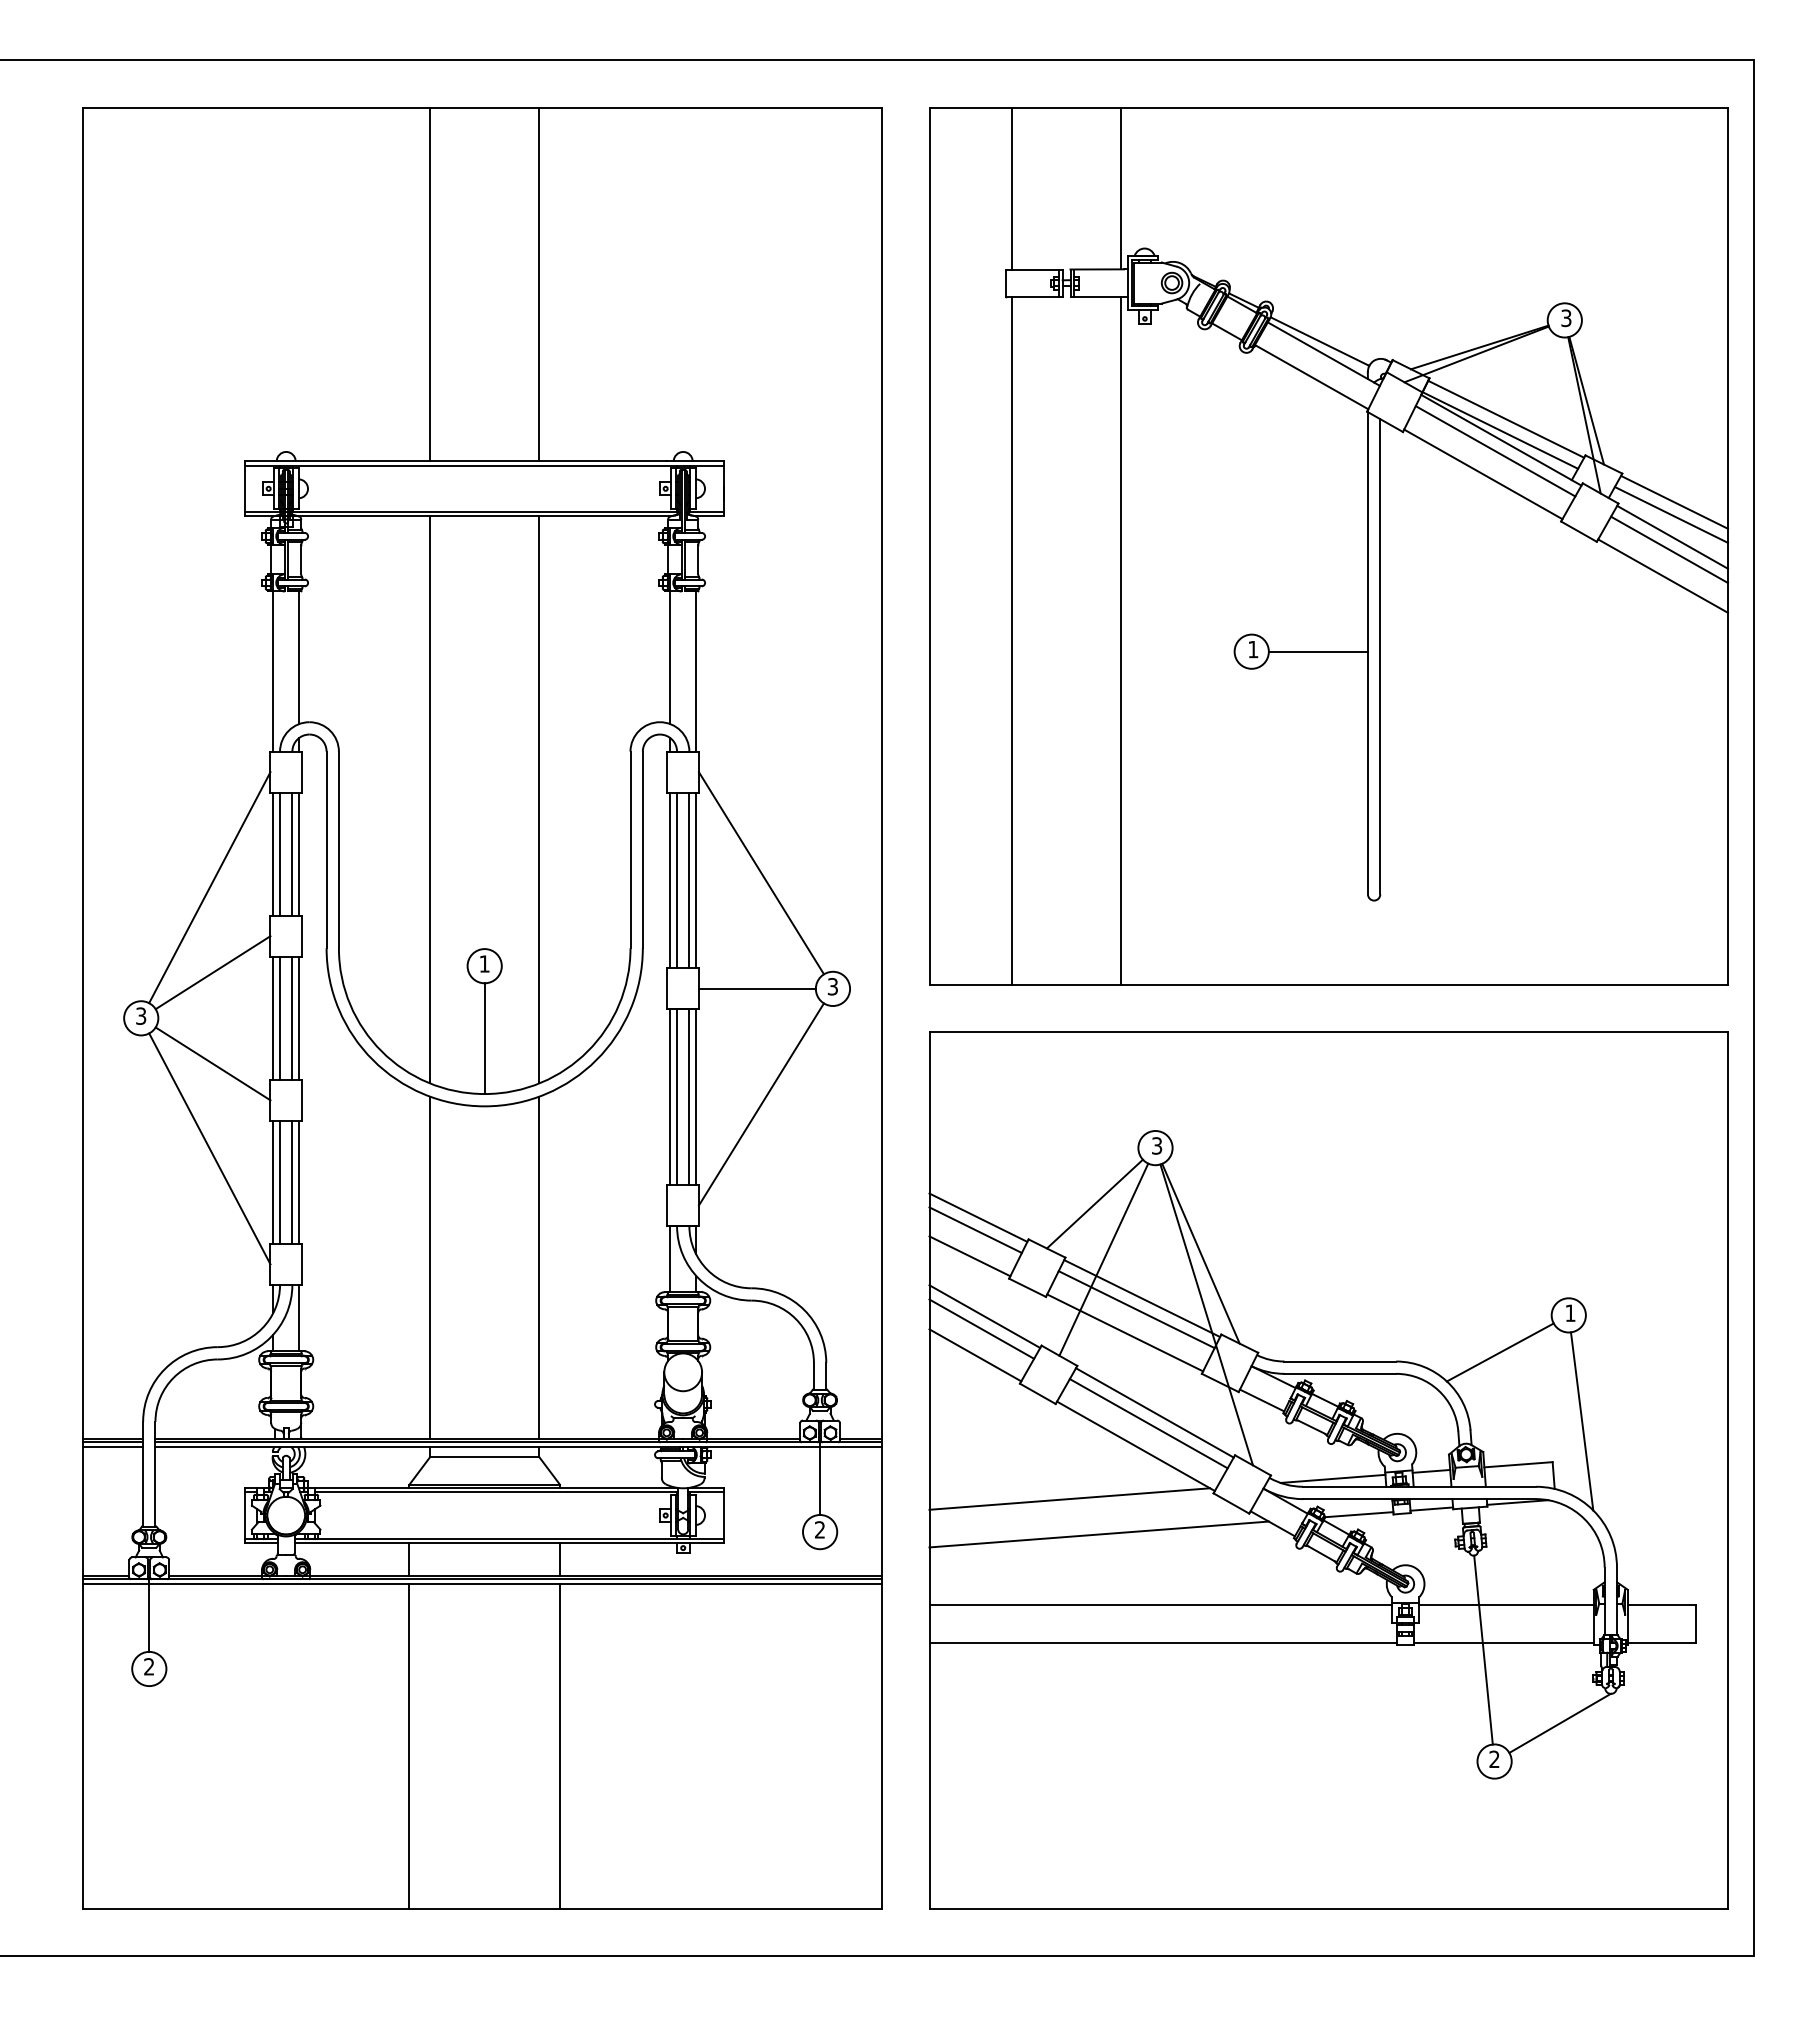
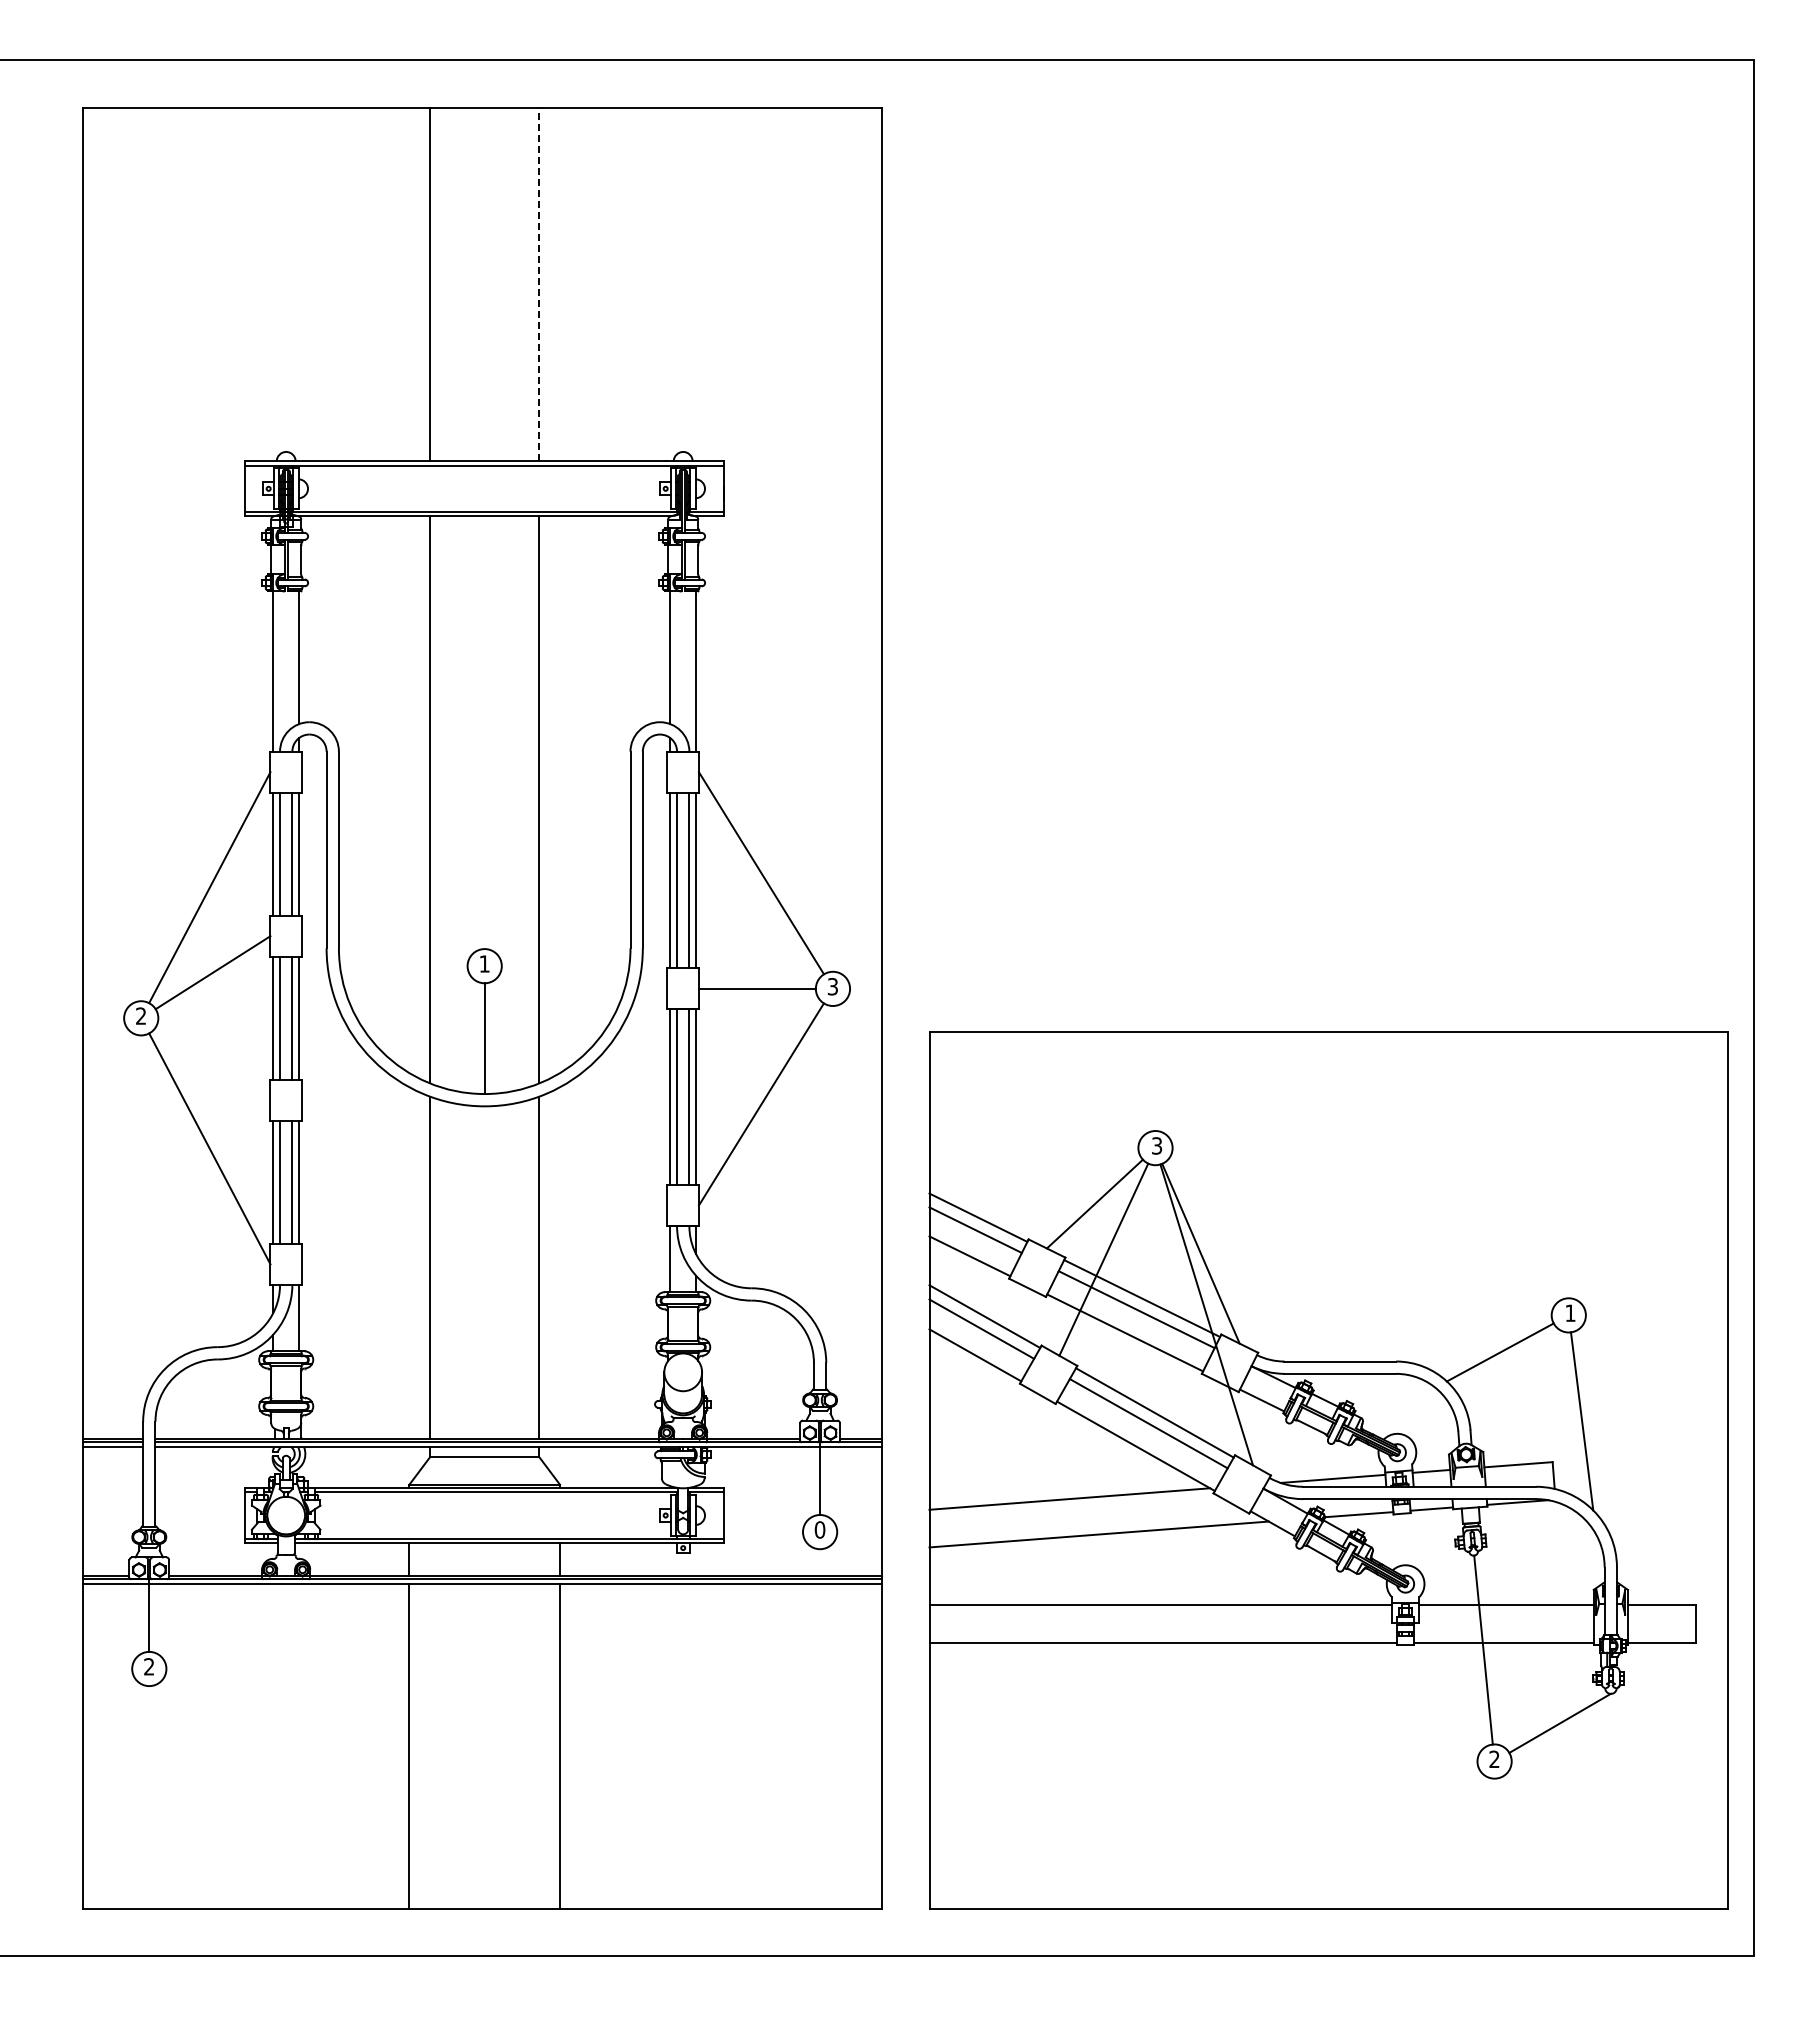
line: solid -> dashed (539, 284)
part: present -> none (1329, 546)
text: 3 -> 2 (141, 1015)
line: present -> none (212, 1063)
text: 2 -> 0 (819, 1529)
